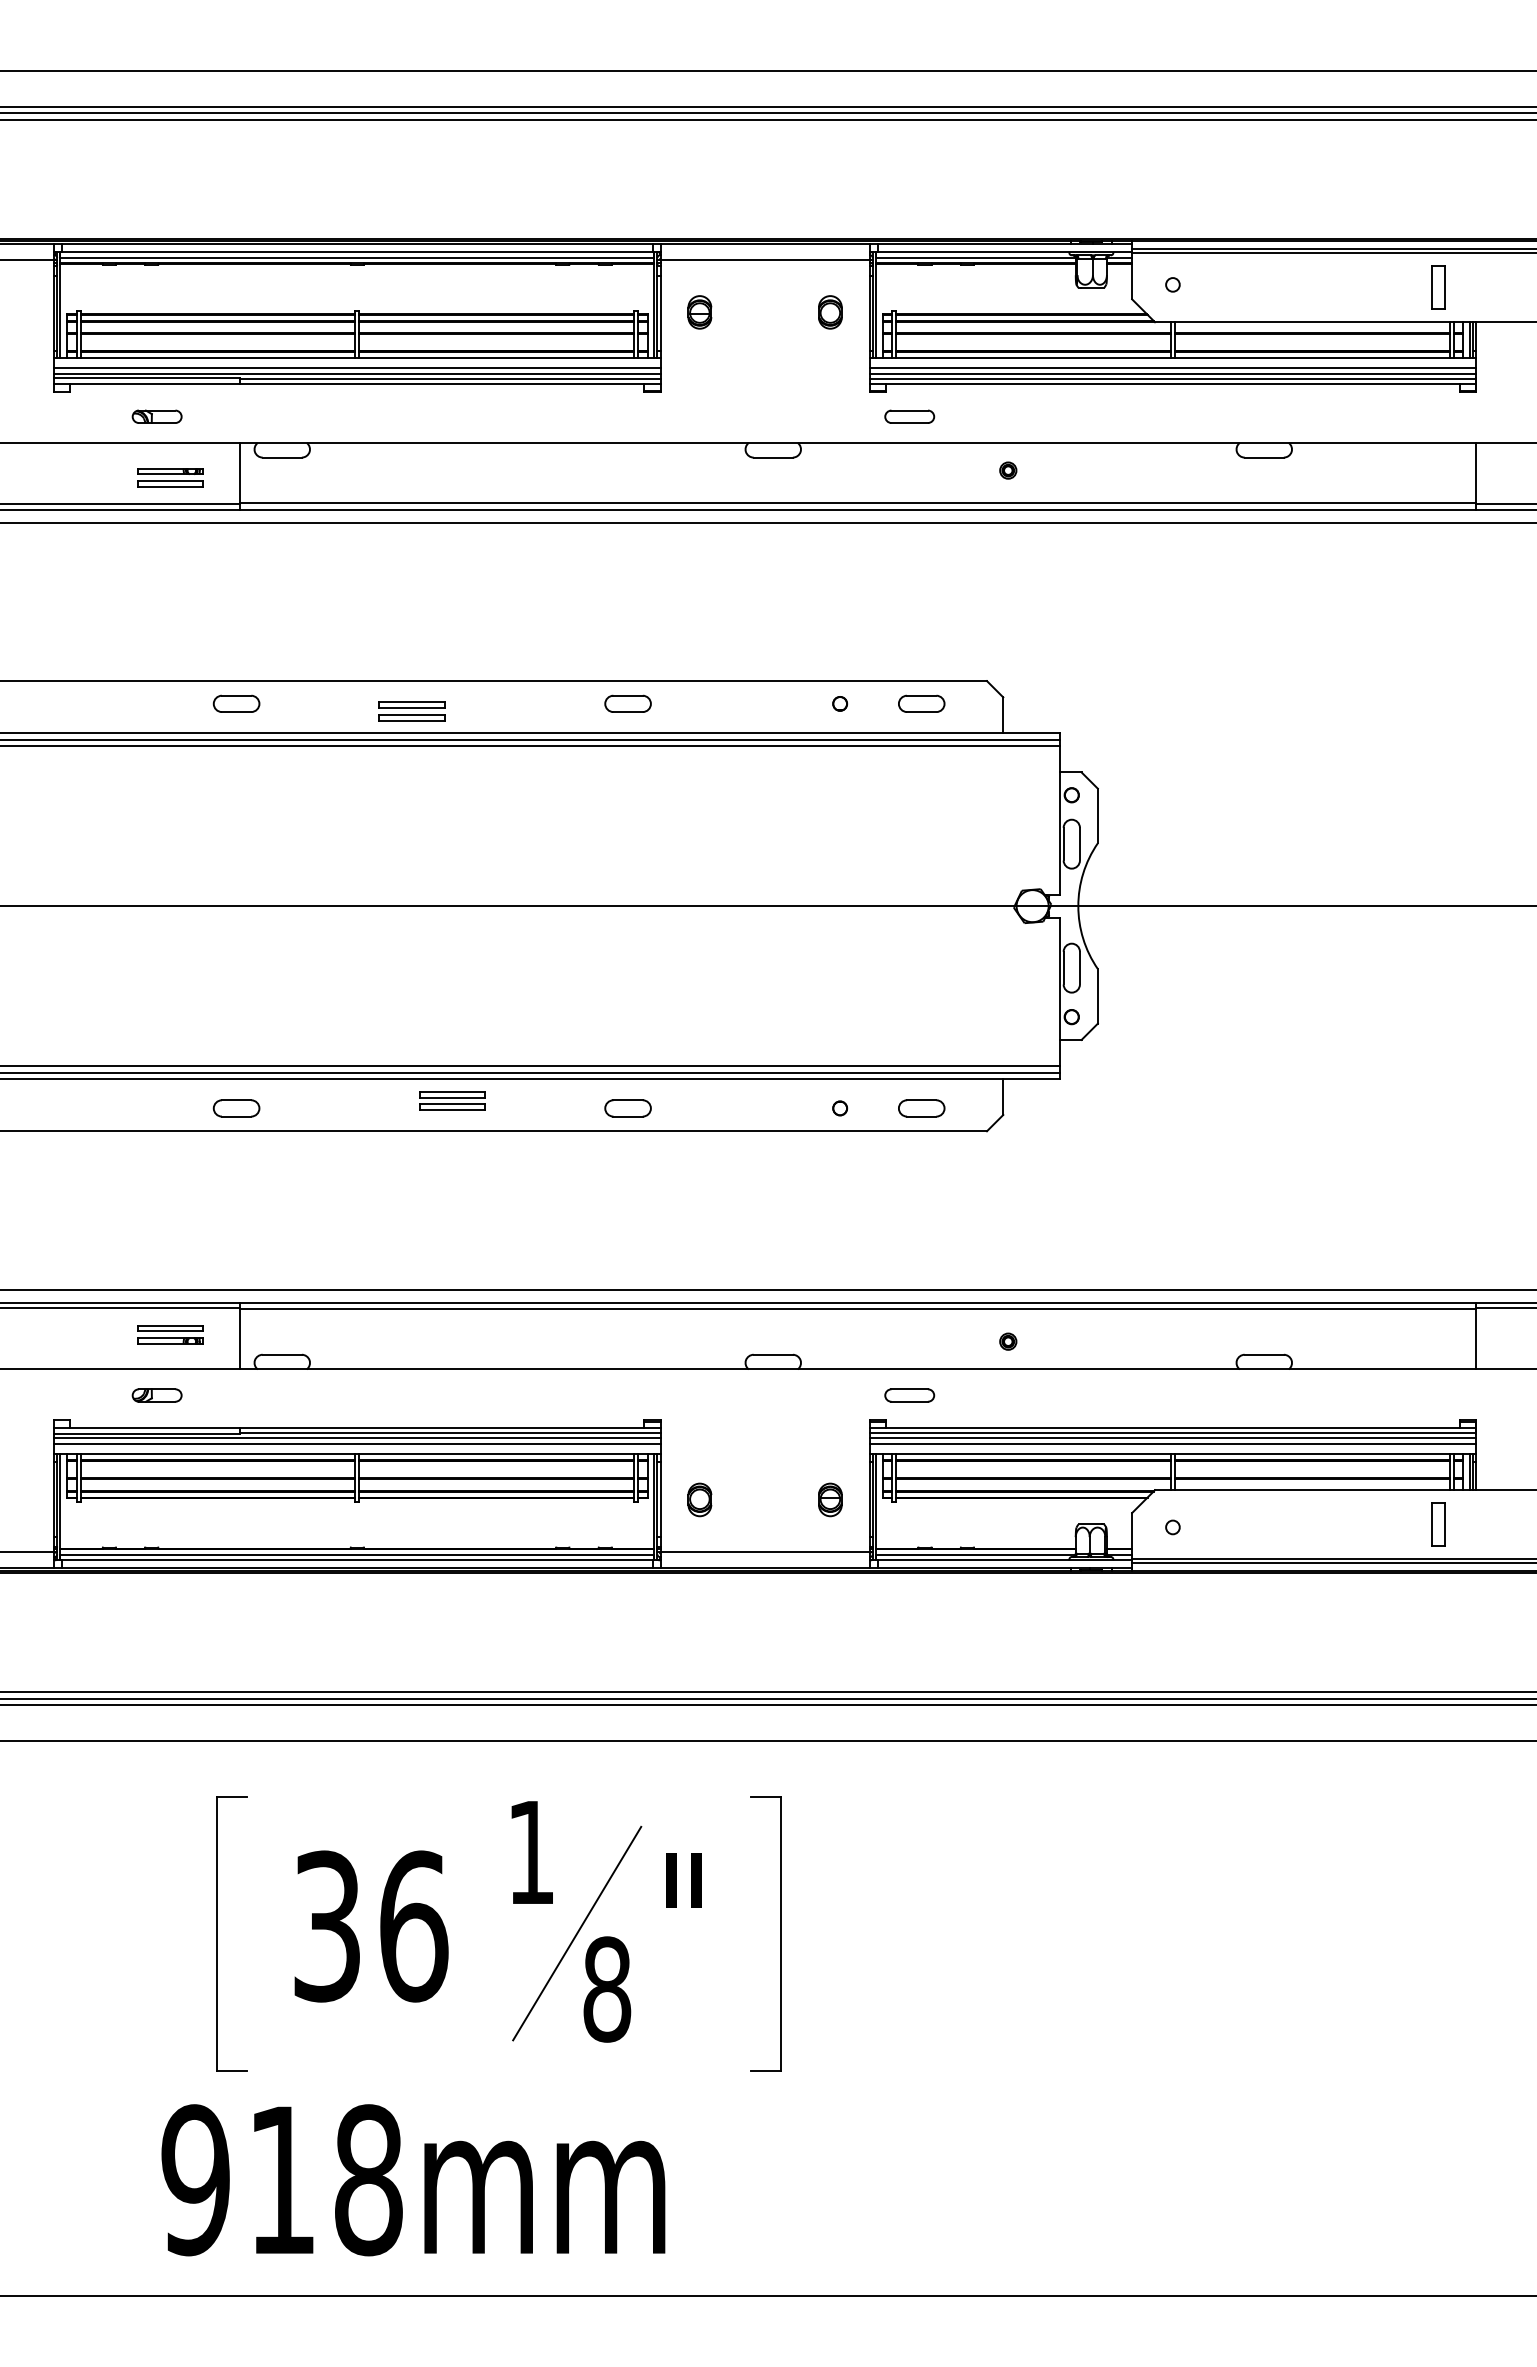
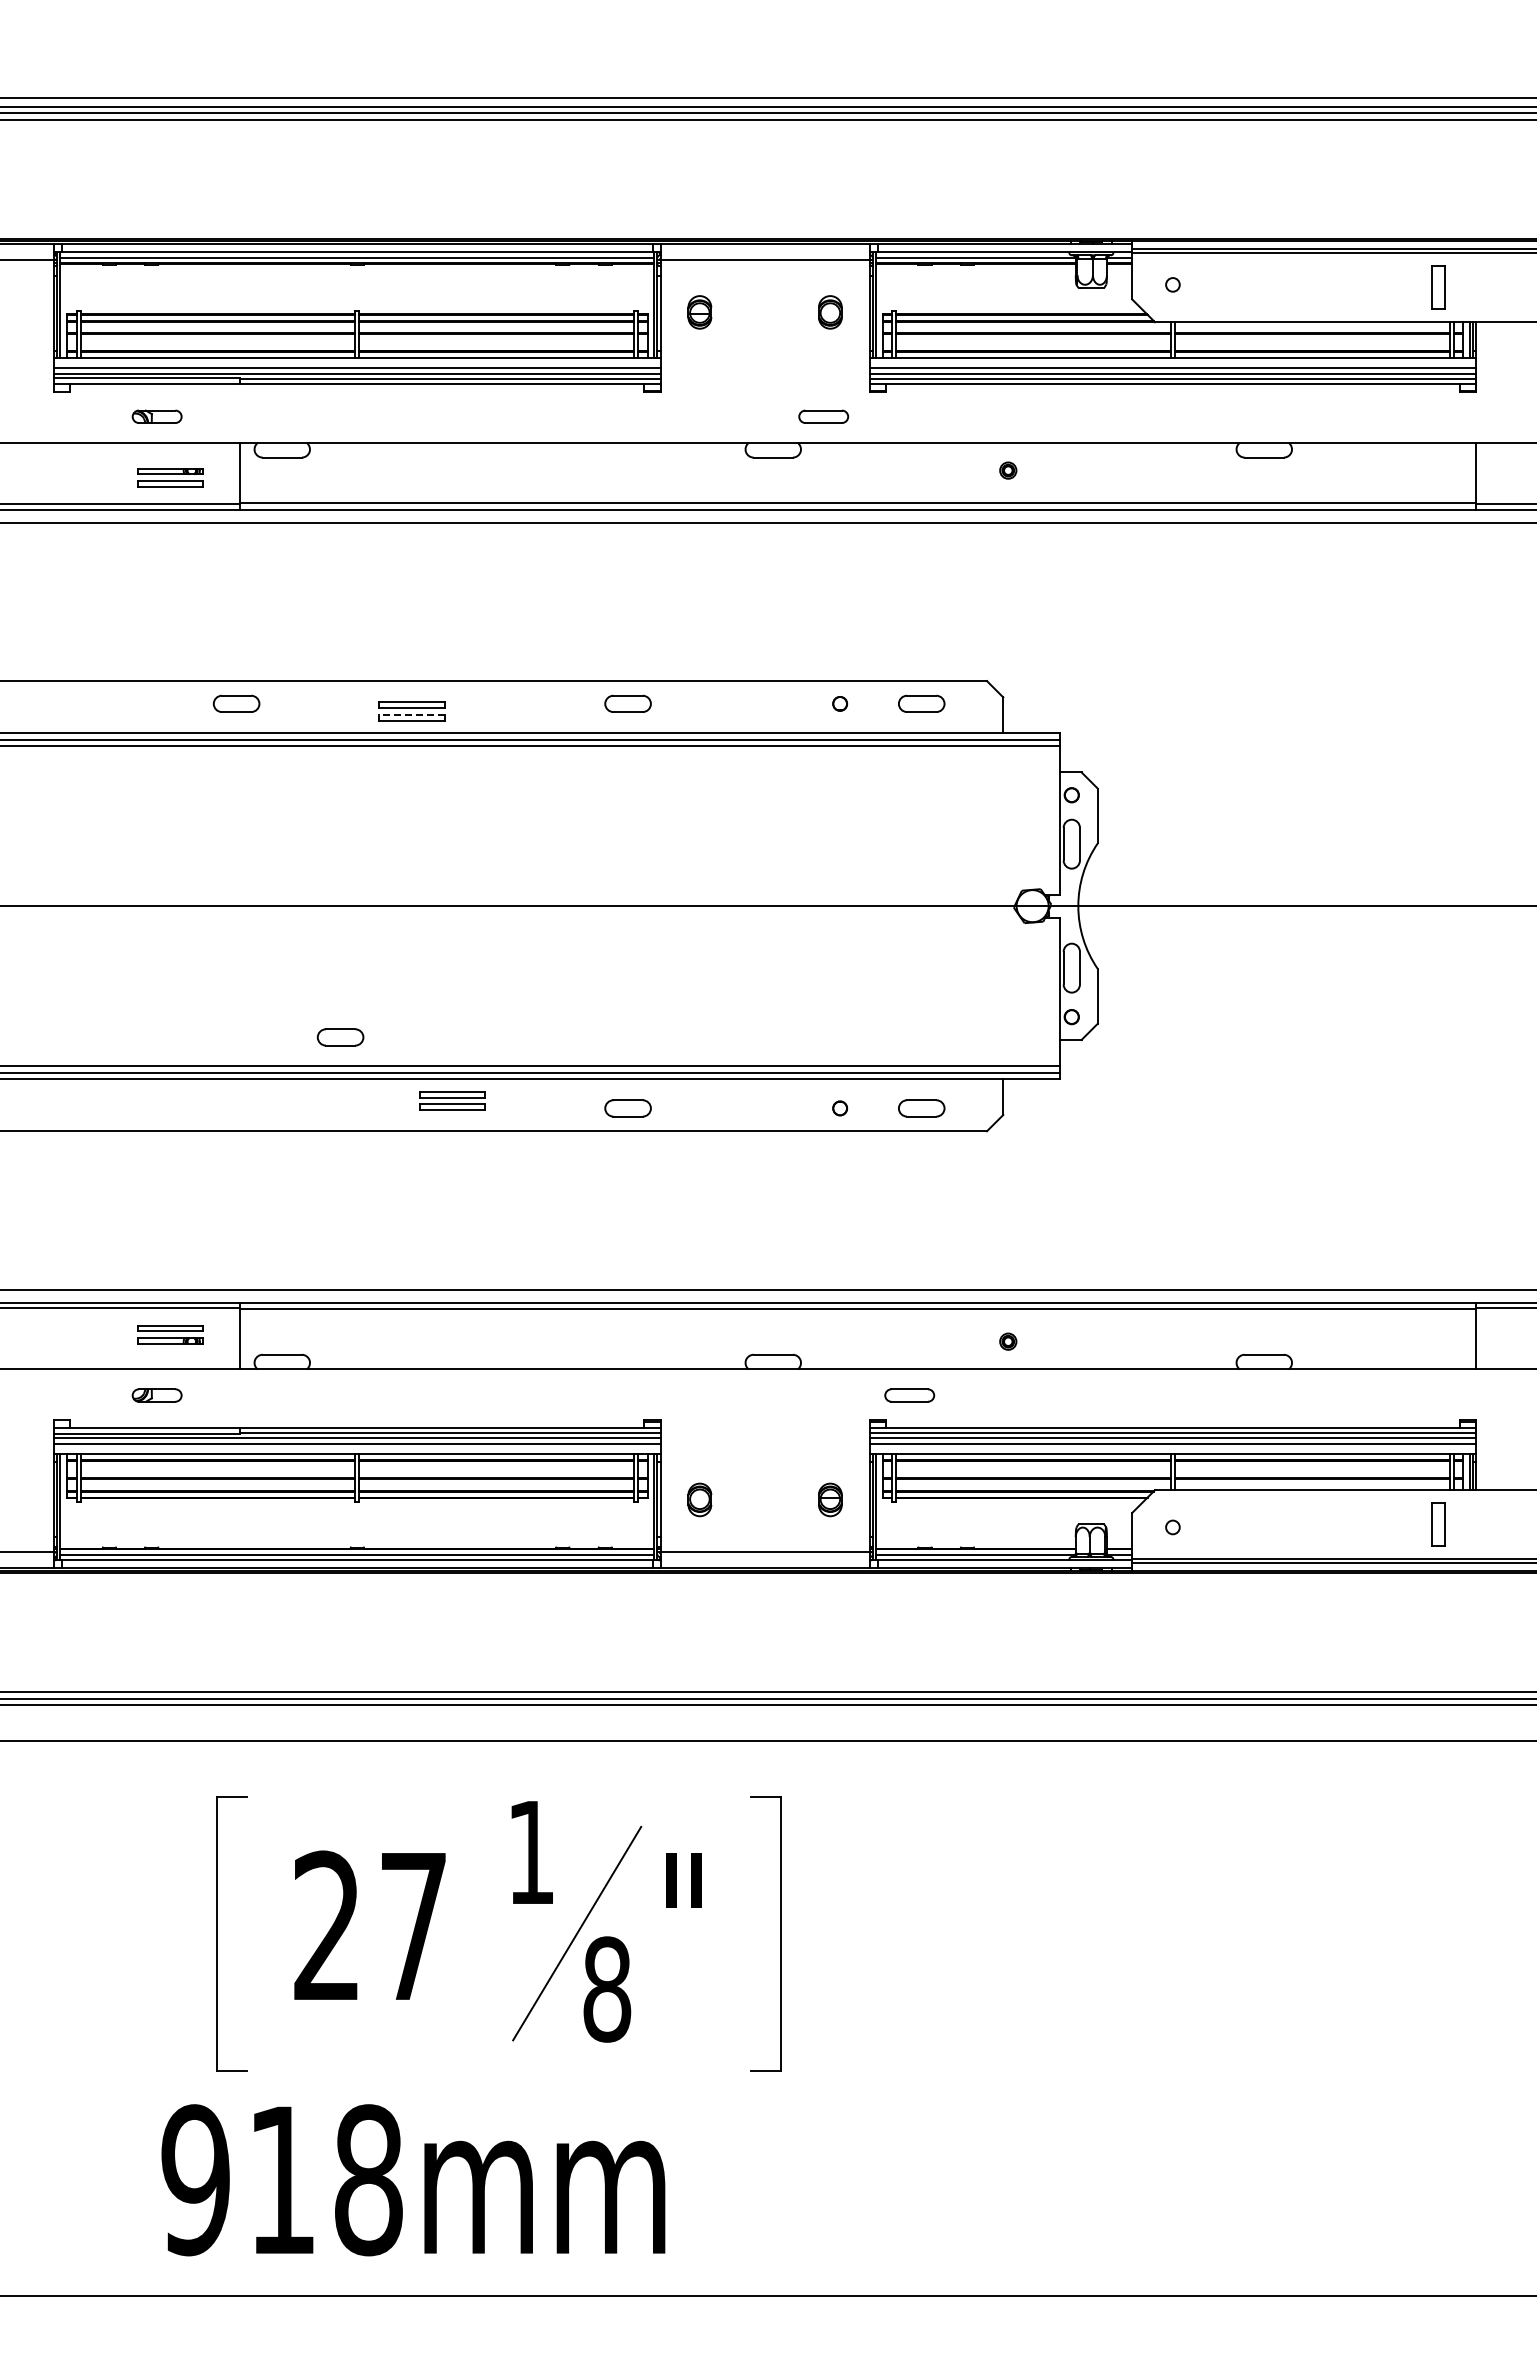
line position: (767, 71) -> (767, 98) (767, 98)
part position: (909, 416) -> (823, 416) (823, 416)
line: solid -> dashed (412, 714)
part position: (236, 1108) -> (340, 1037) (340, 1037)
text: 36 -> 27 (371, 1926)
